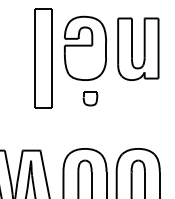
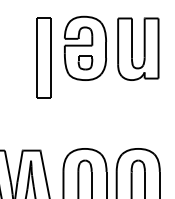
part size: 19x101 px -> 16x82 px (43, 57)
part position: (90, 98) -> (85, 62) (85, 62)
